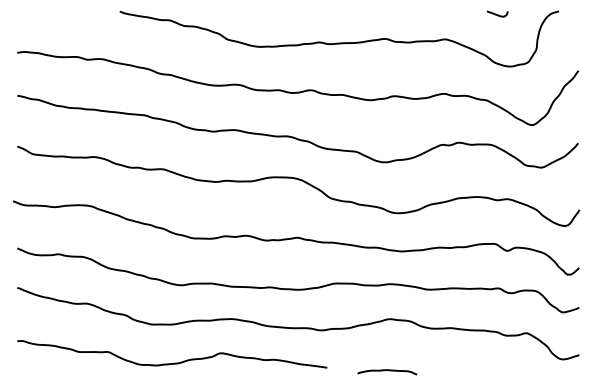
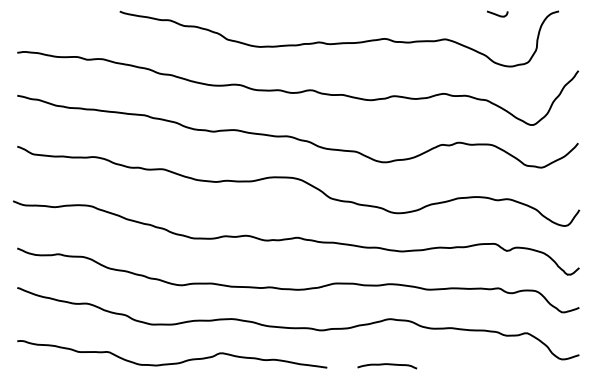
curve position: (387, 371) -> (387, 365) (387, 365)
